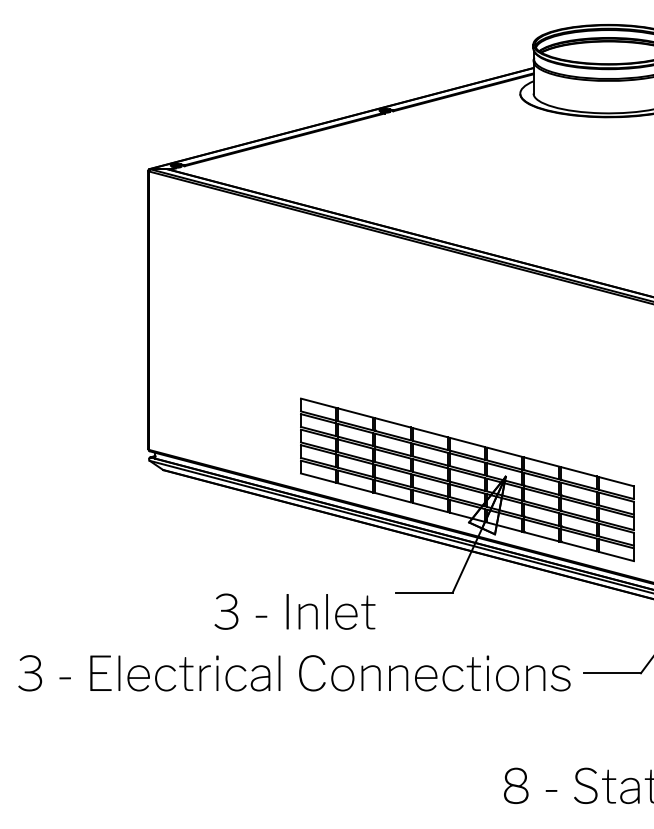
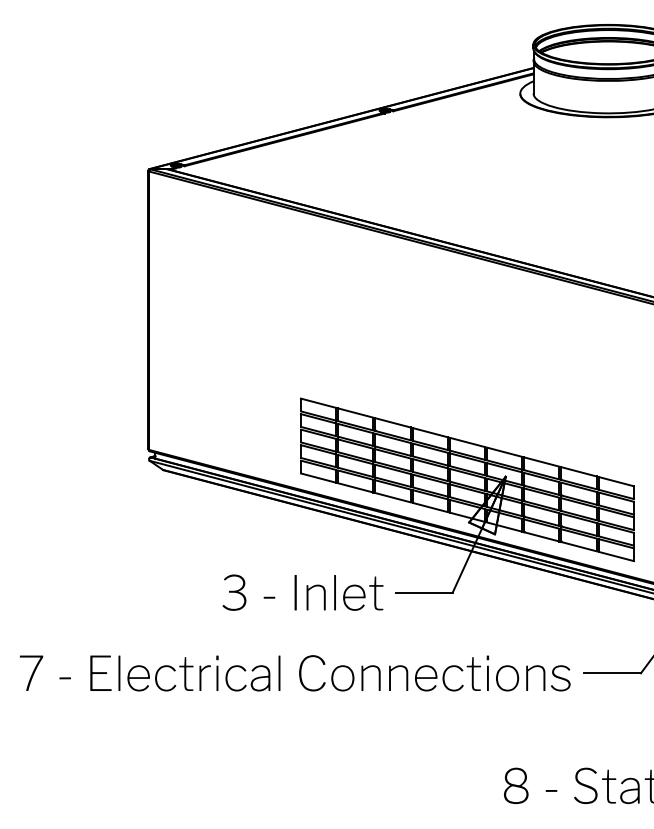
text position: (294, 611) -> (302, 592) (302, 592)
text: 3 -> 7 (30, 673)
